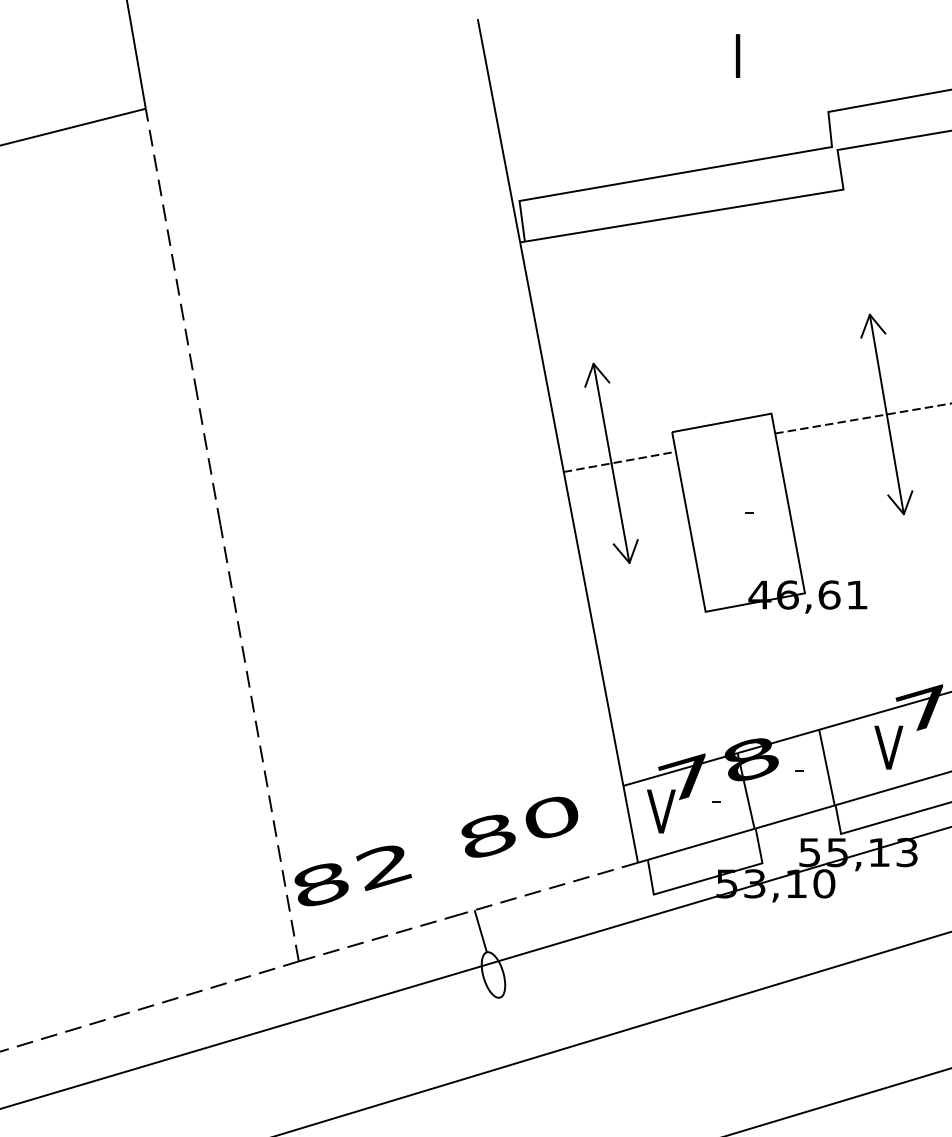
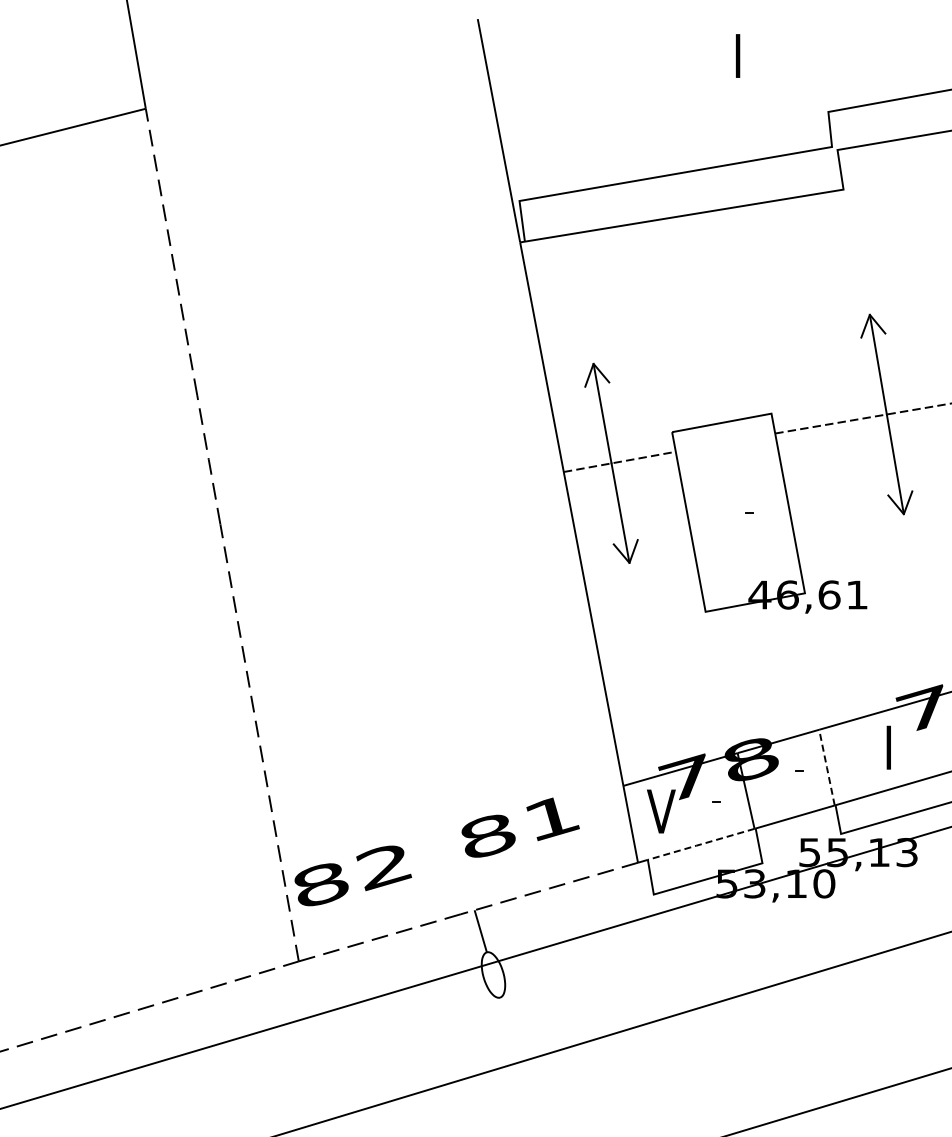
text: V -> I (888, 747)
line: solid -> dashed (826, 767)
text: 80 -> 81 (552, 818)
line: solid -> dashed (700, 844)
